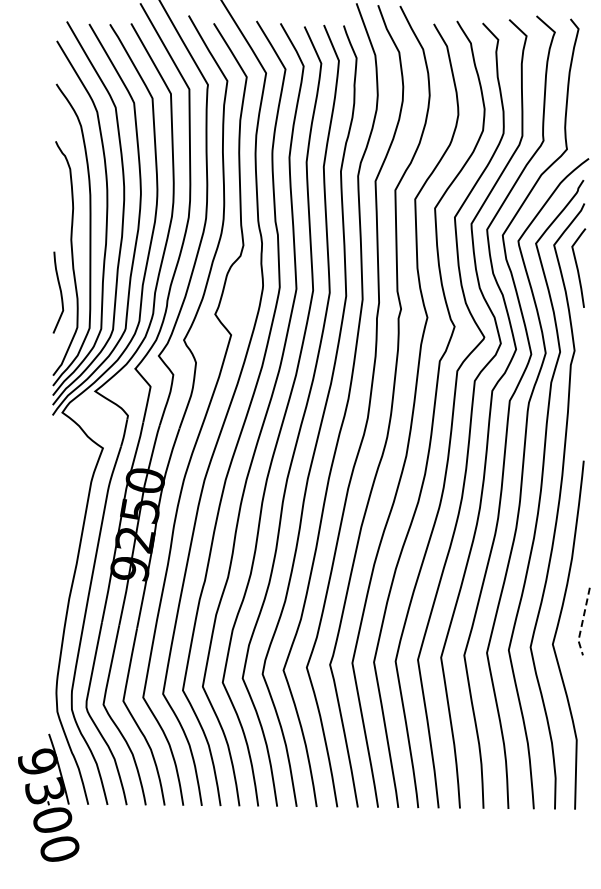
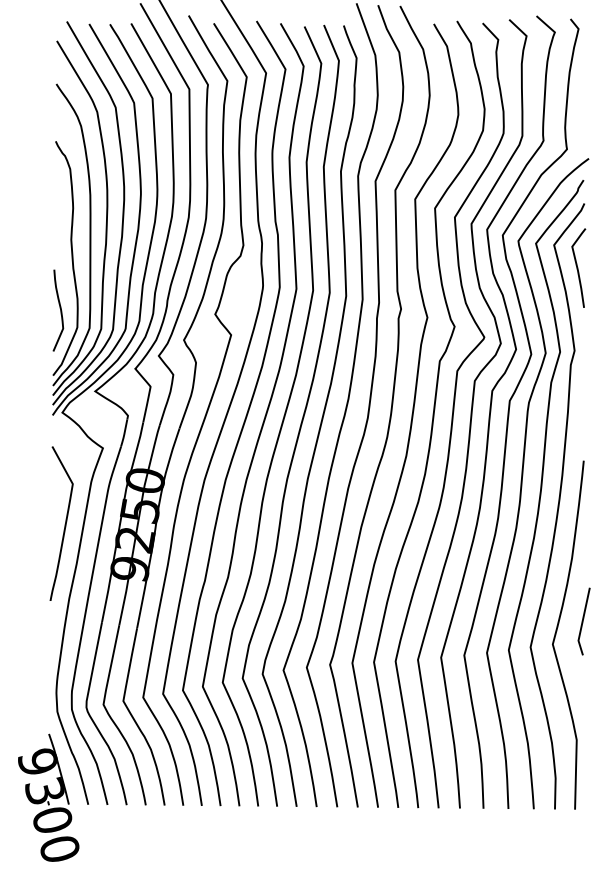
curve position: (60, 292) -> (60, 310) (60, 310)
curve: none -> present (64, 524)
line: dashed -> solid (582, 623)
